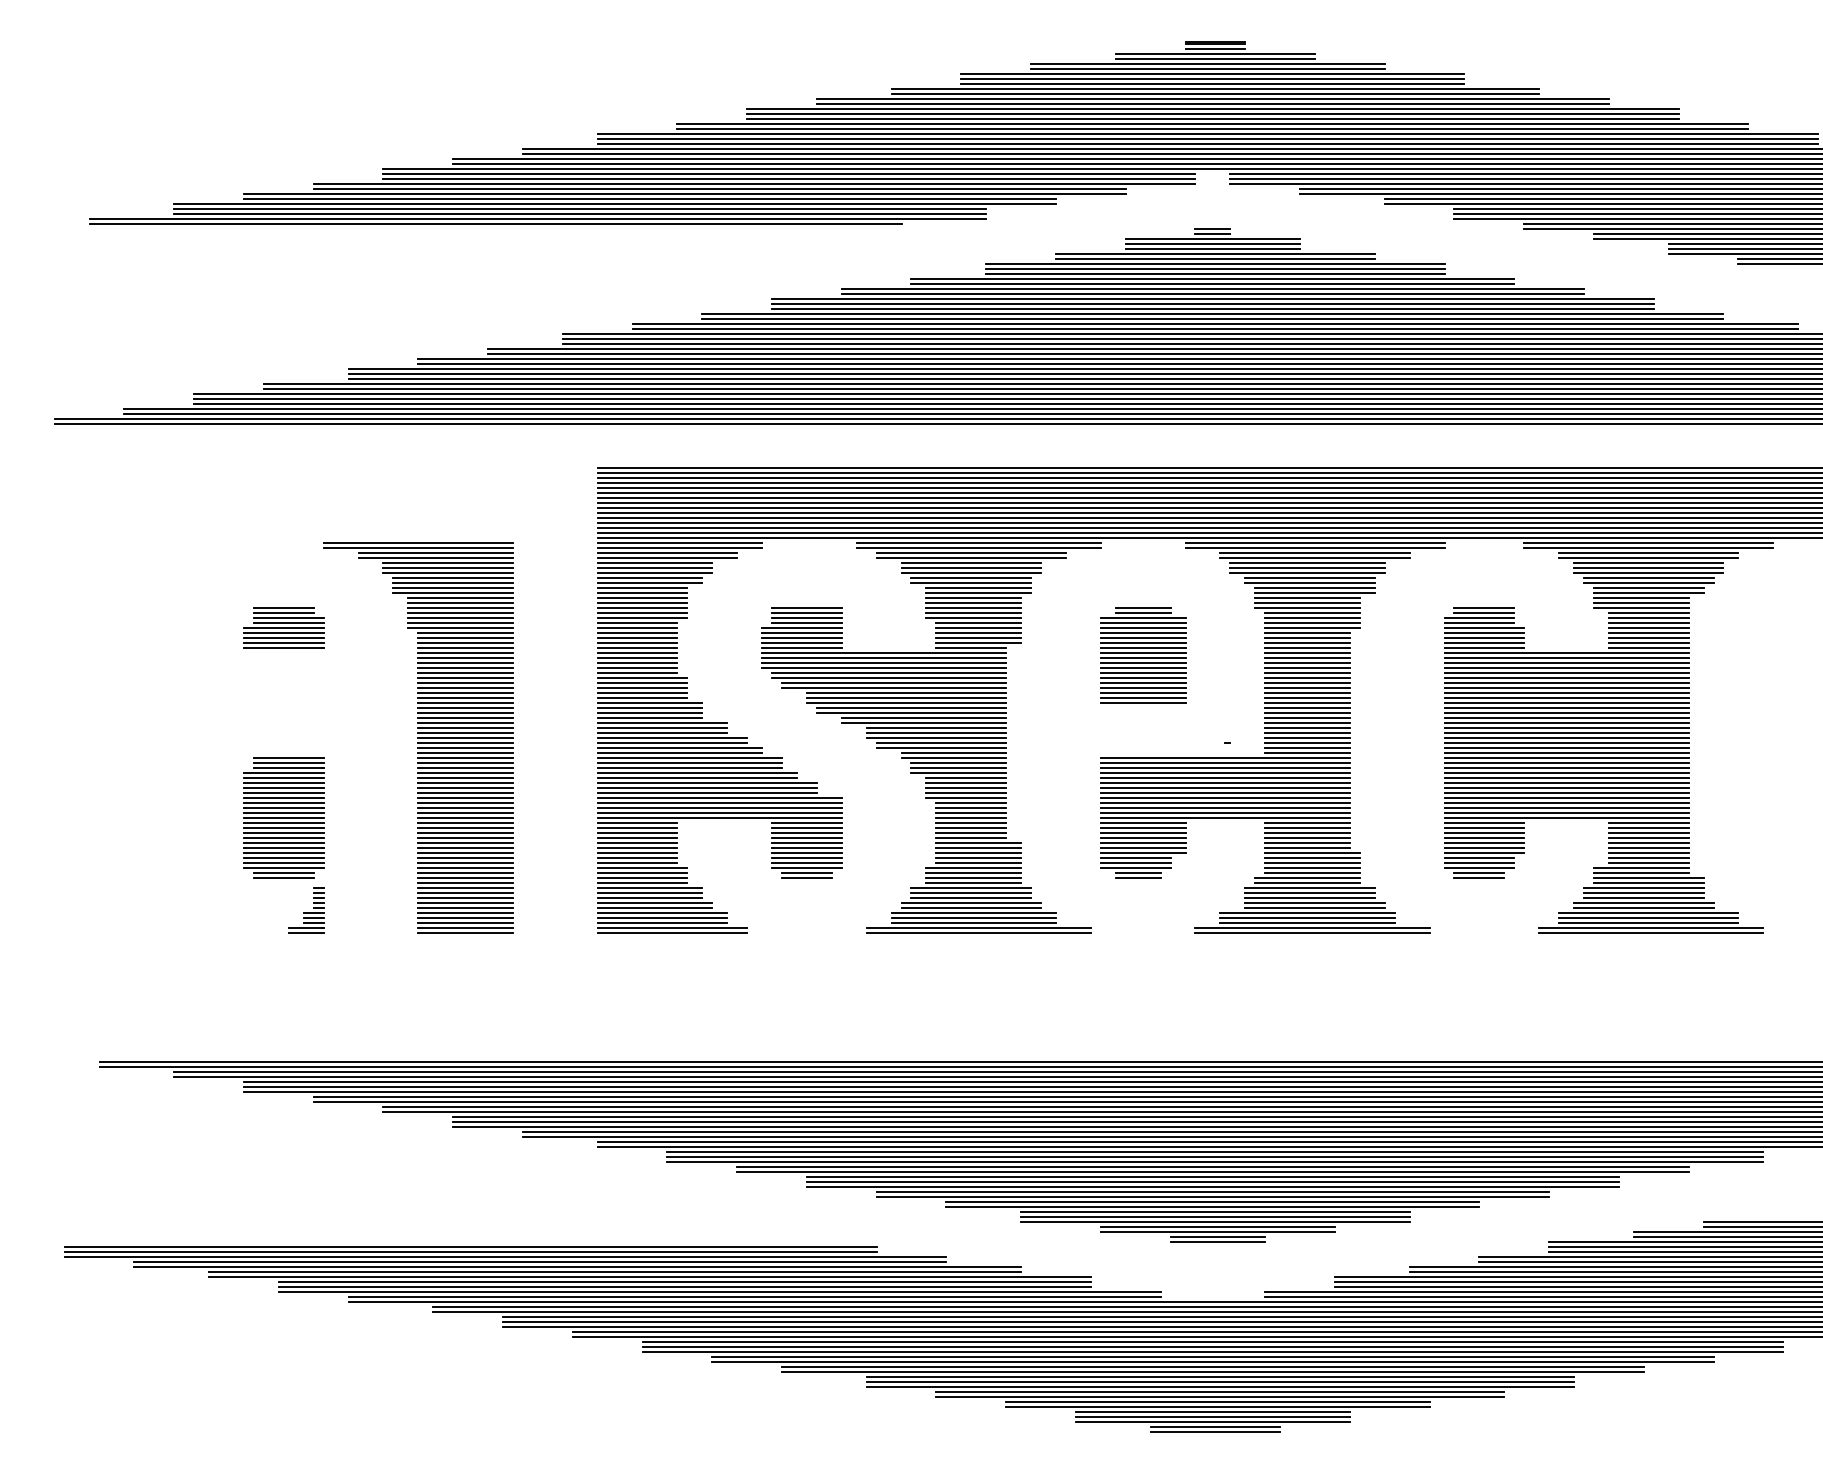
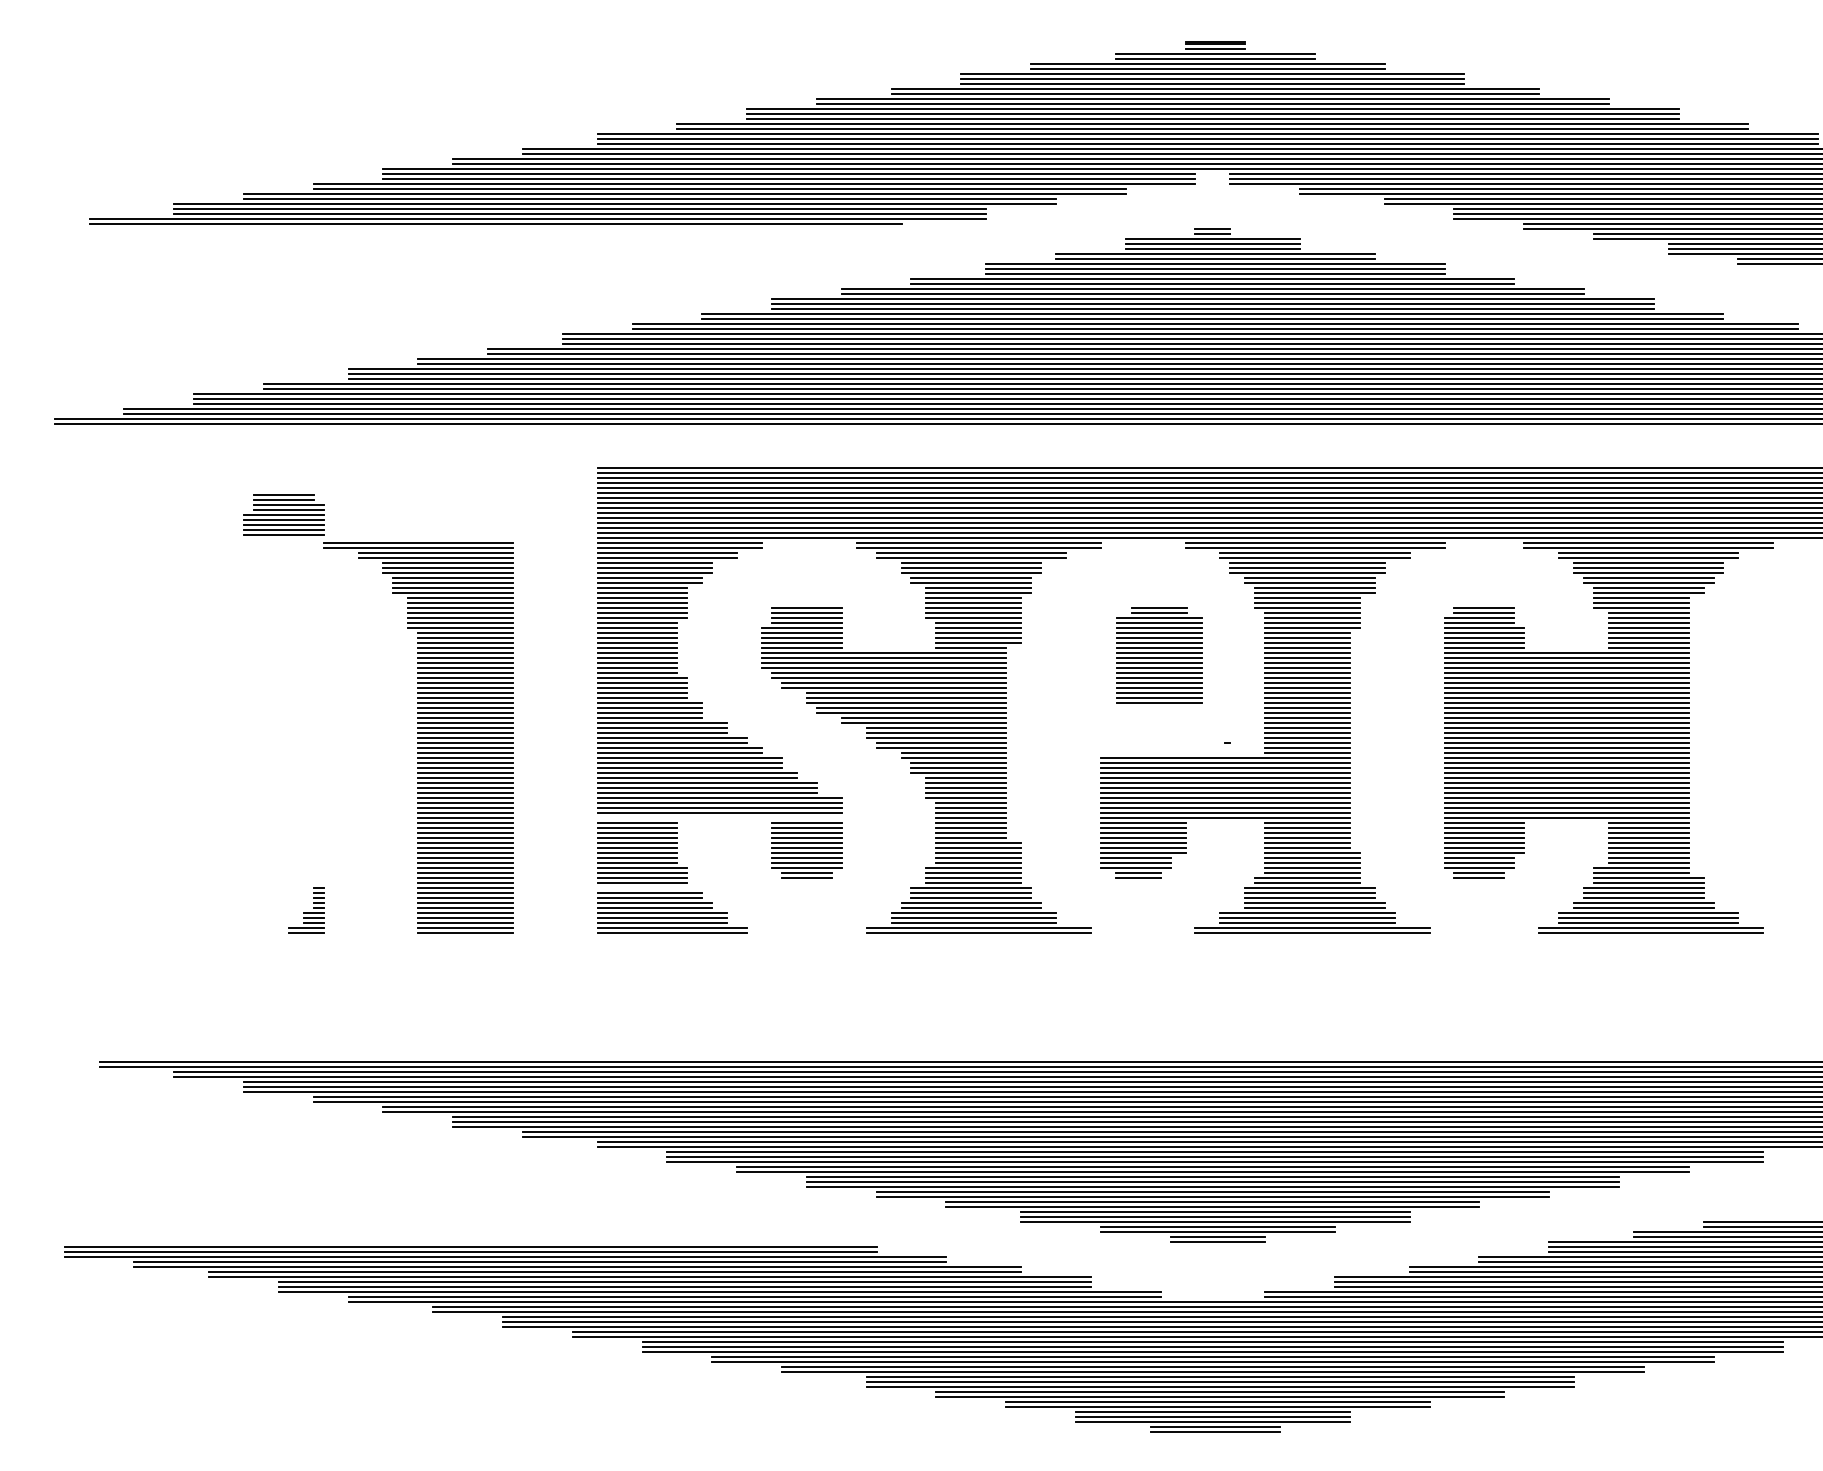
part position: (283, 627) -> (283, 514) (283, 514)
part position: (1143, 655) -> (1159, 655) (1159, 655)
part: present -> none (283, 817)
line: present -> none (719, 817)
line: present -> none (649, 887)
